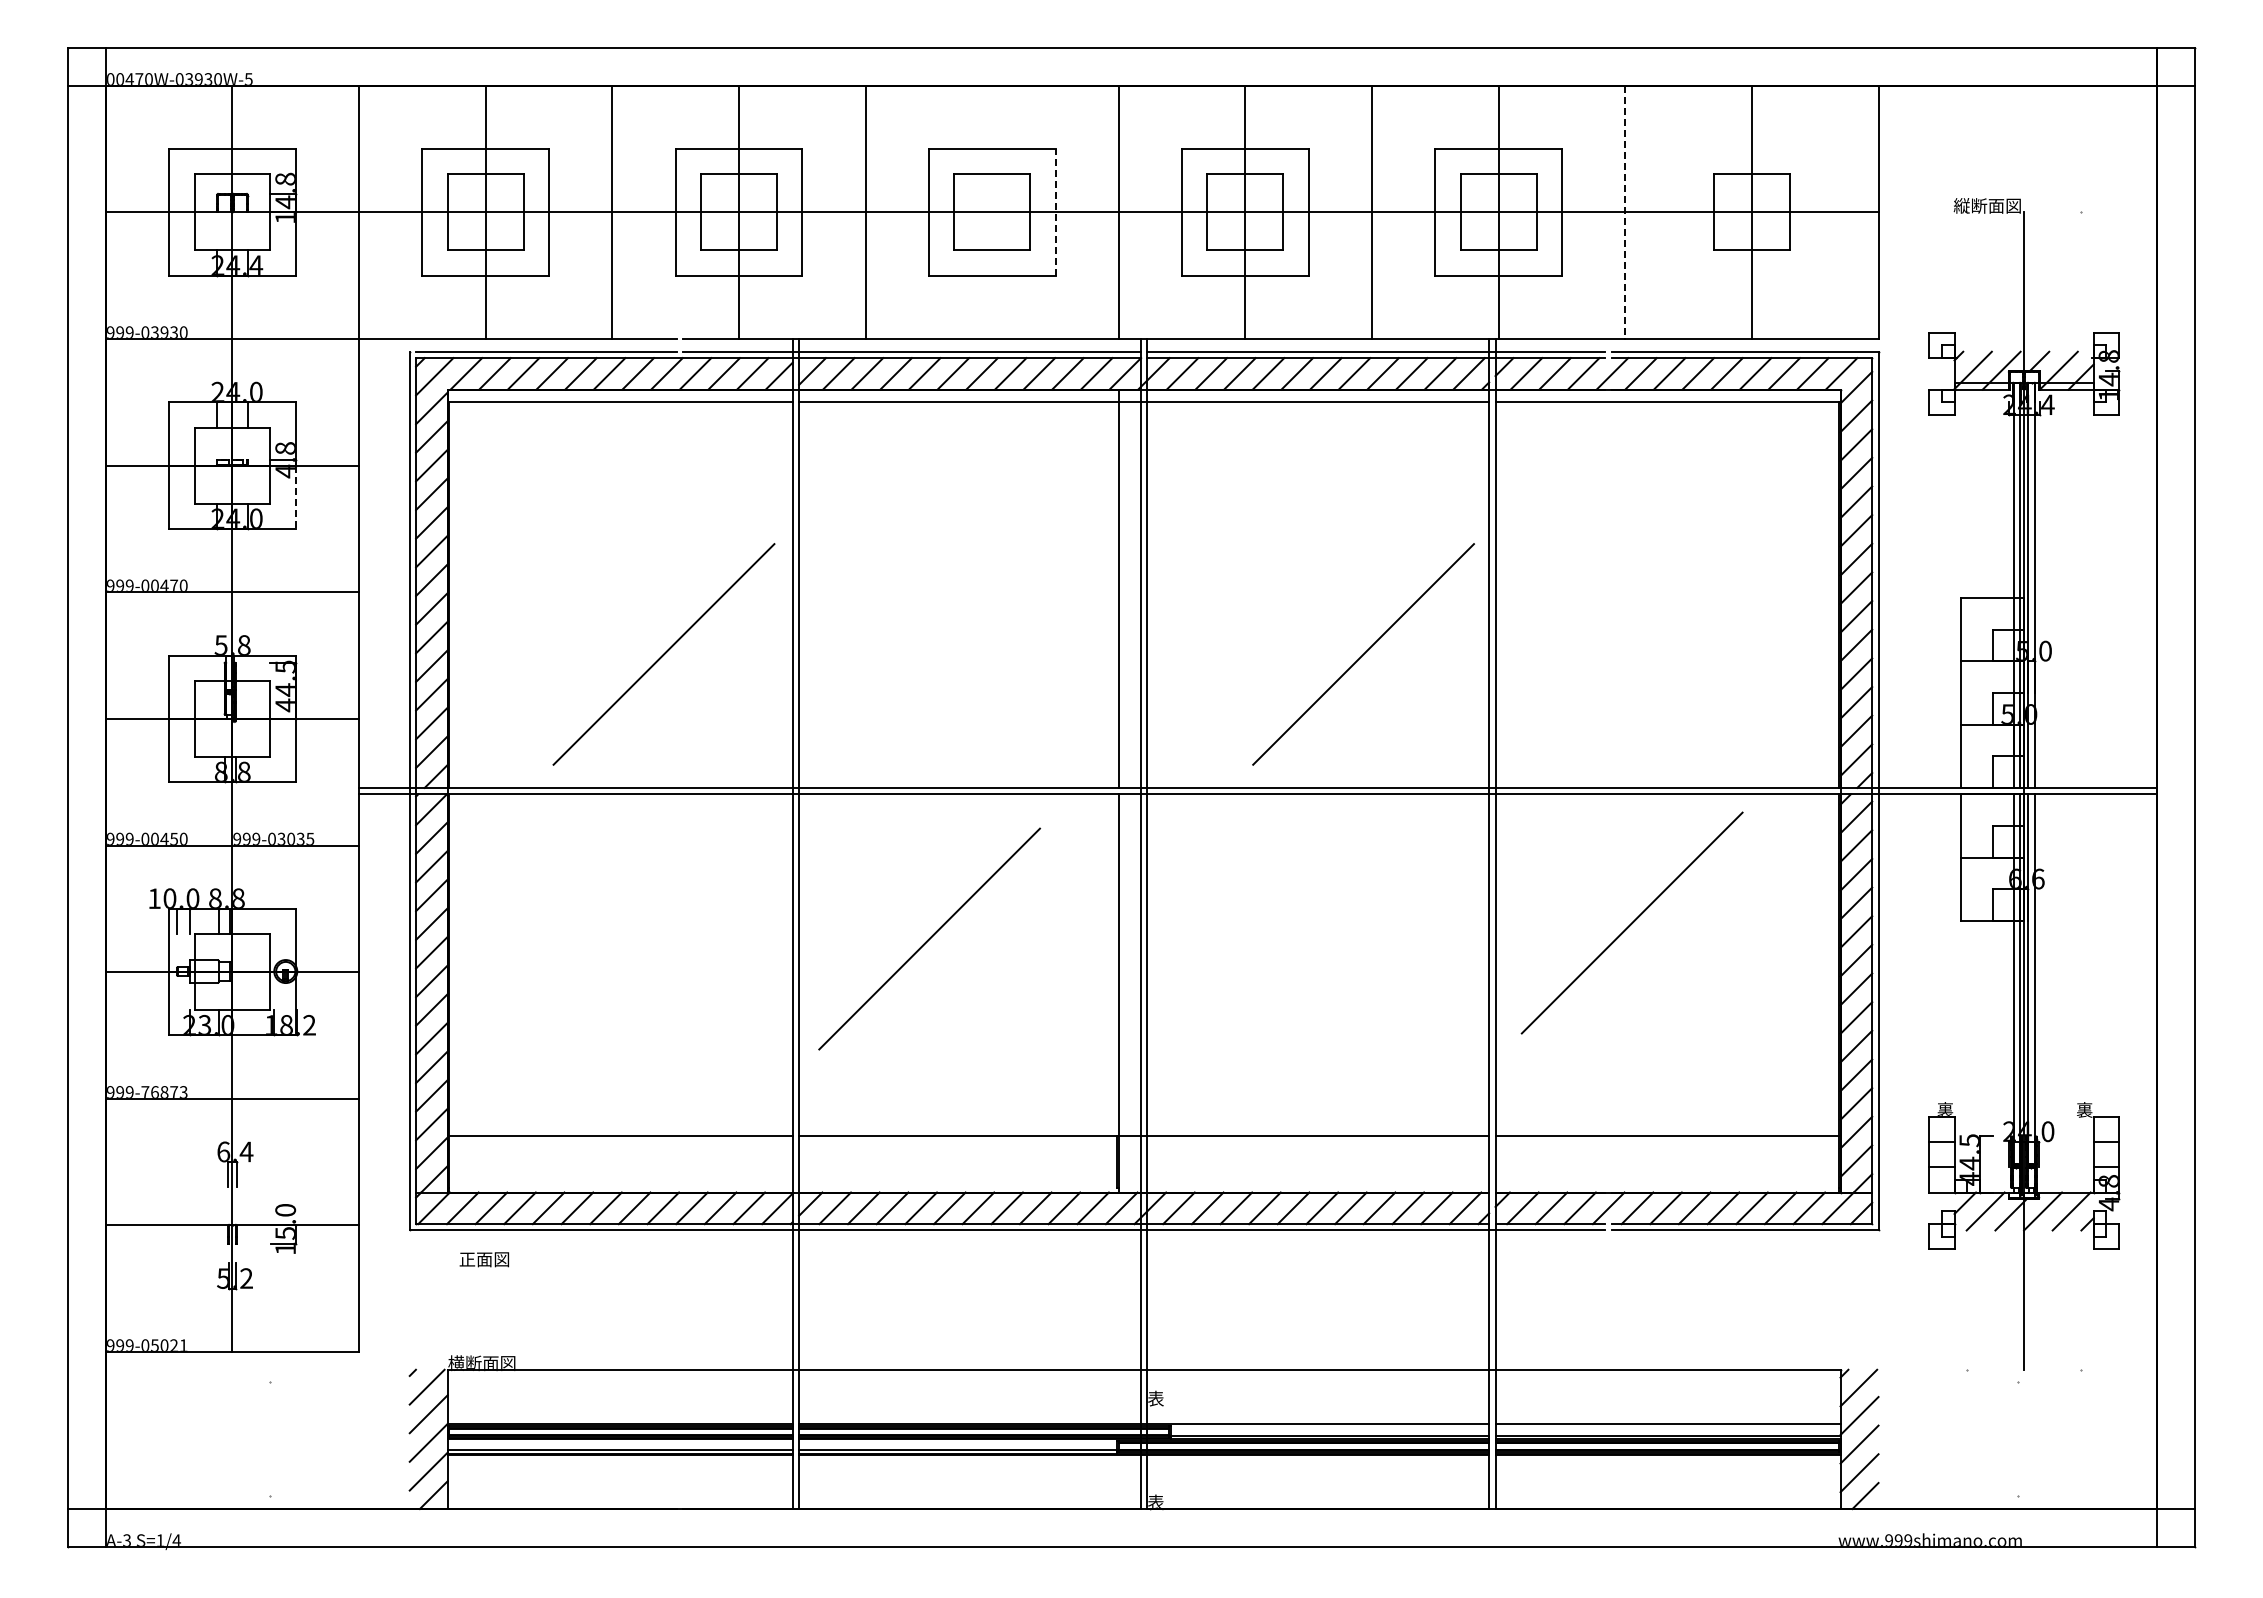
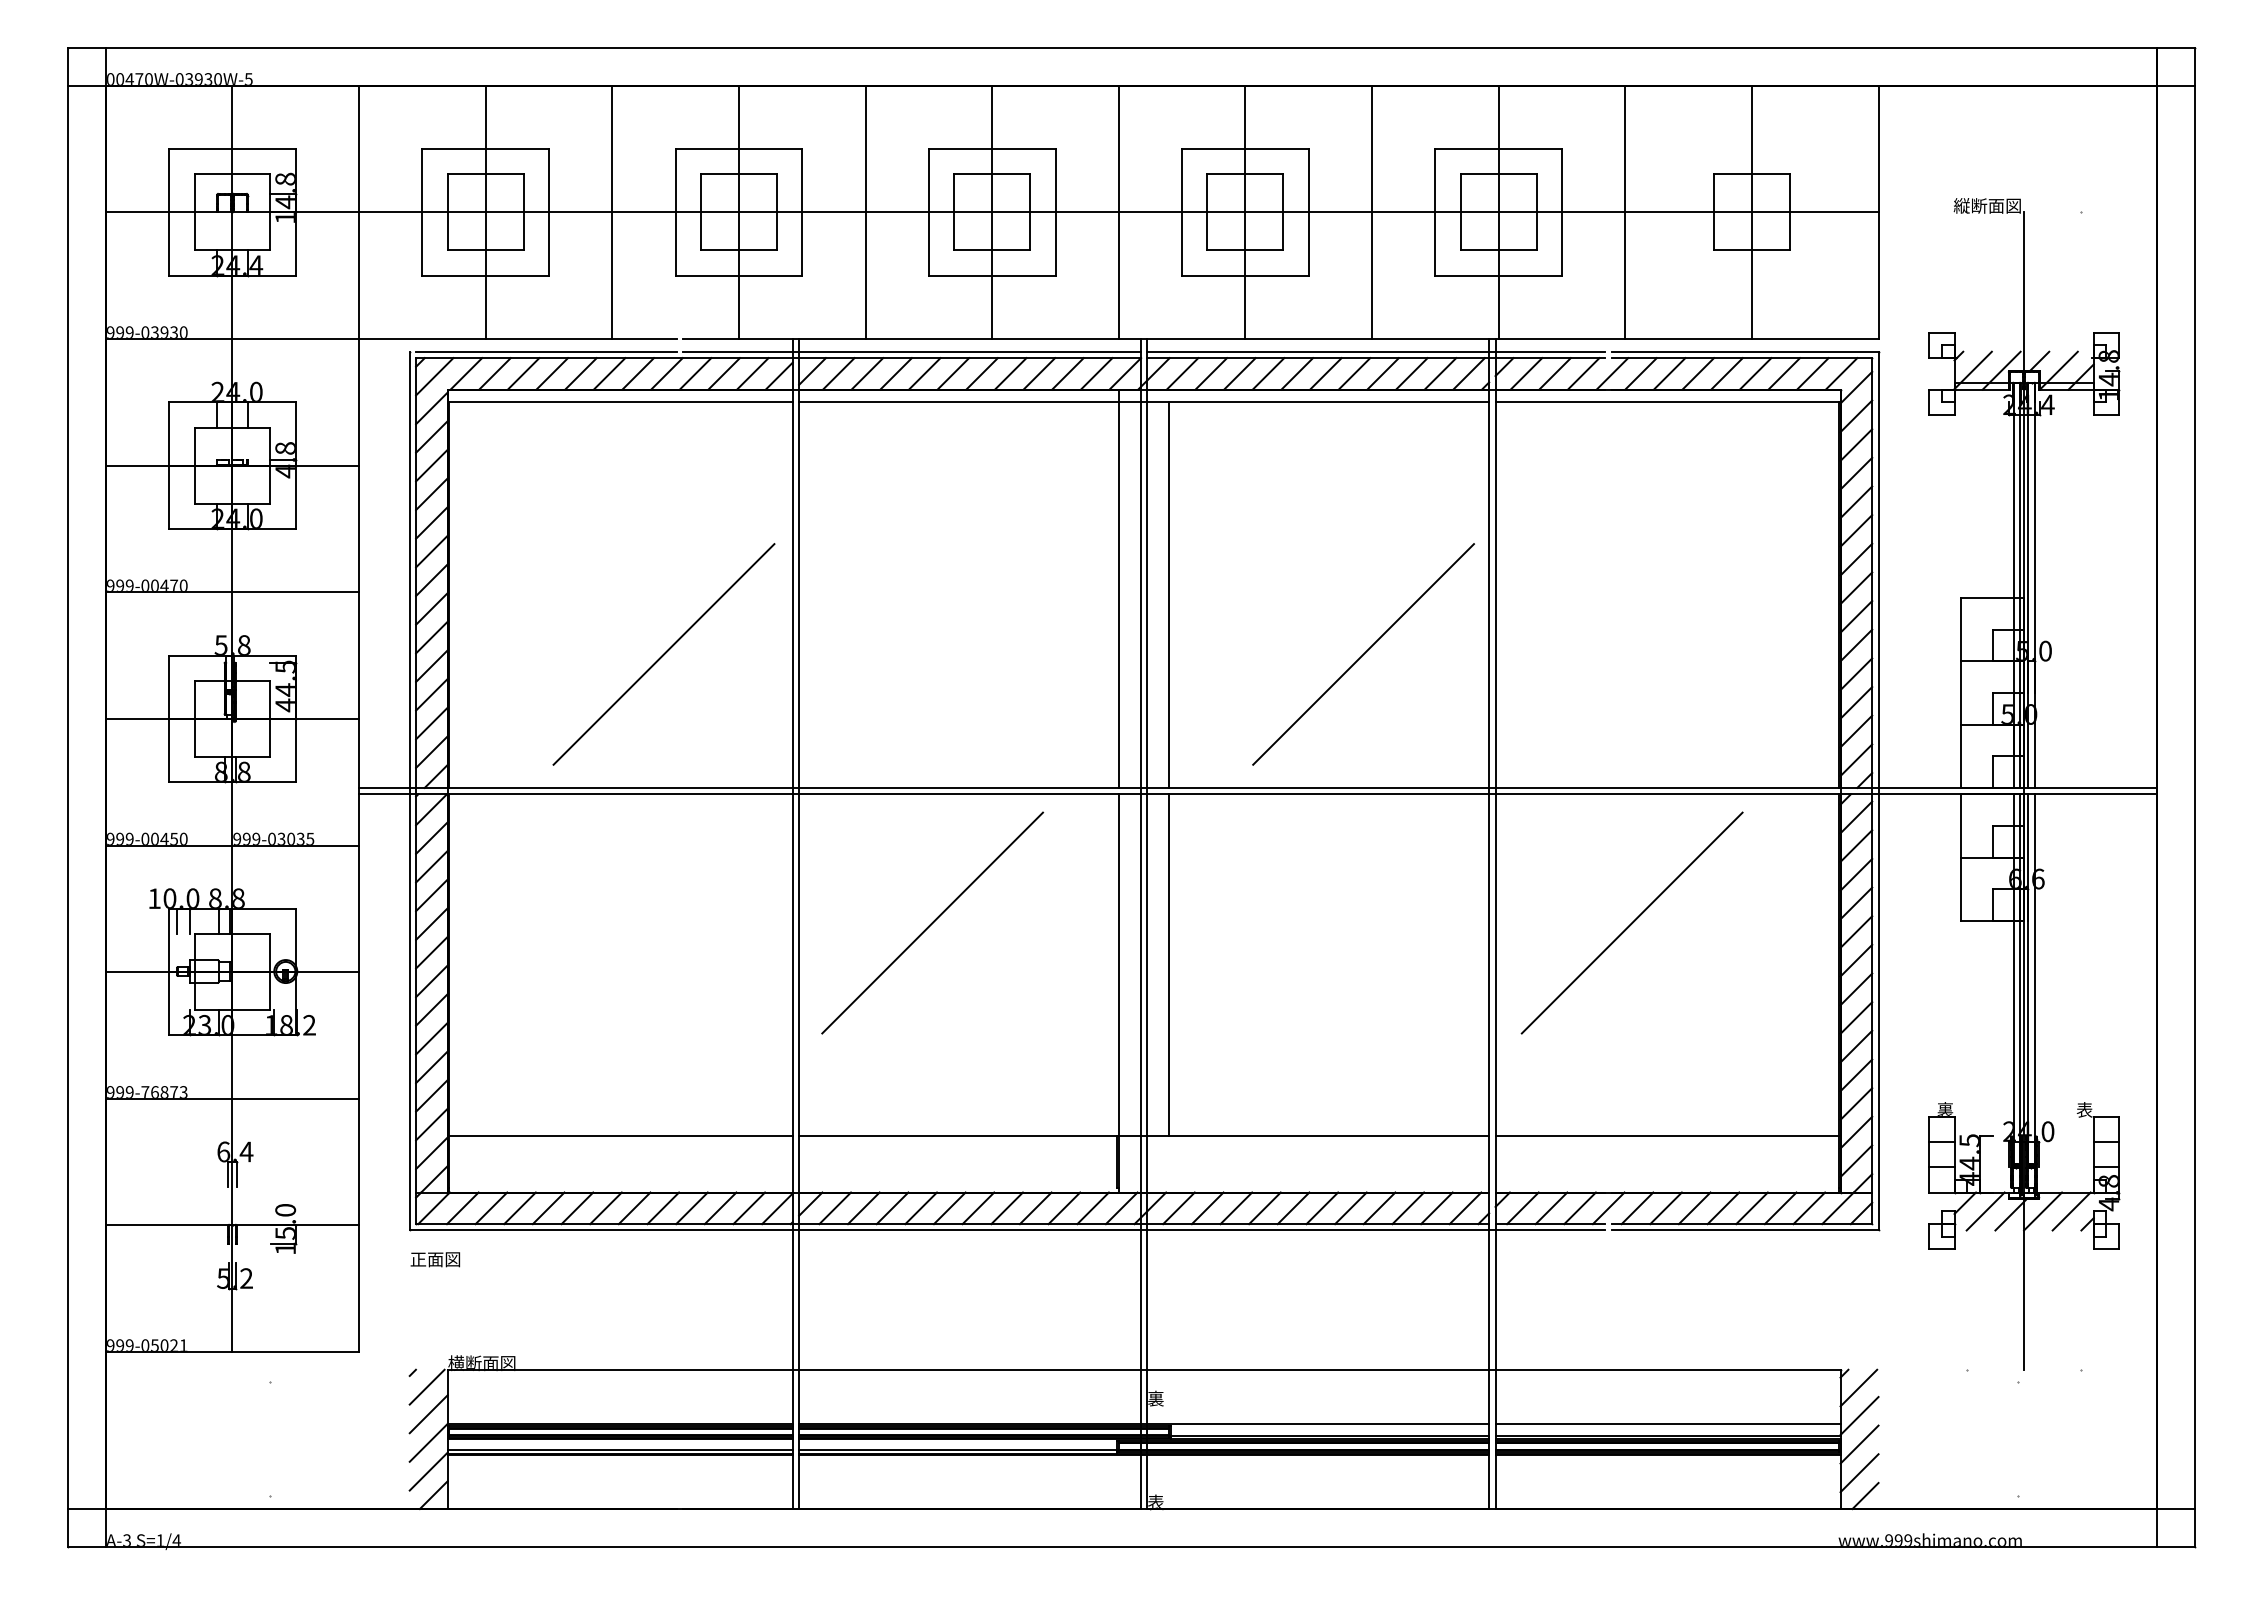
line: dashed -> solid (1055, 211)
line: none -> present (992, 212)
line: dashed -> solid (1625, 212)
line: dashed -> solid (295, 497)
line: none -> present (1169, 594)
line position: (929, 938) -> (932, 922) (932, 922)
line: none -> present (1169, 965)
text: 裏 -> 表 (2084, 1110)
text position: (484, 1259) -> (435, 1259) (435, 1259)
text: 表 -> 裏 (1155, 1399)
